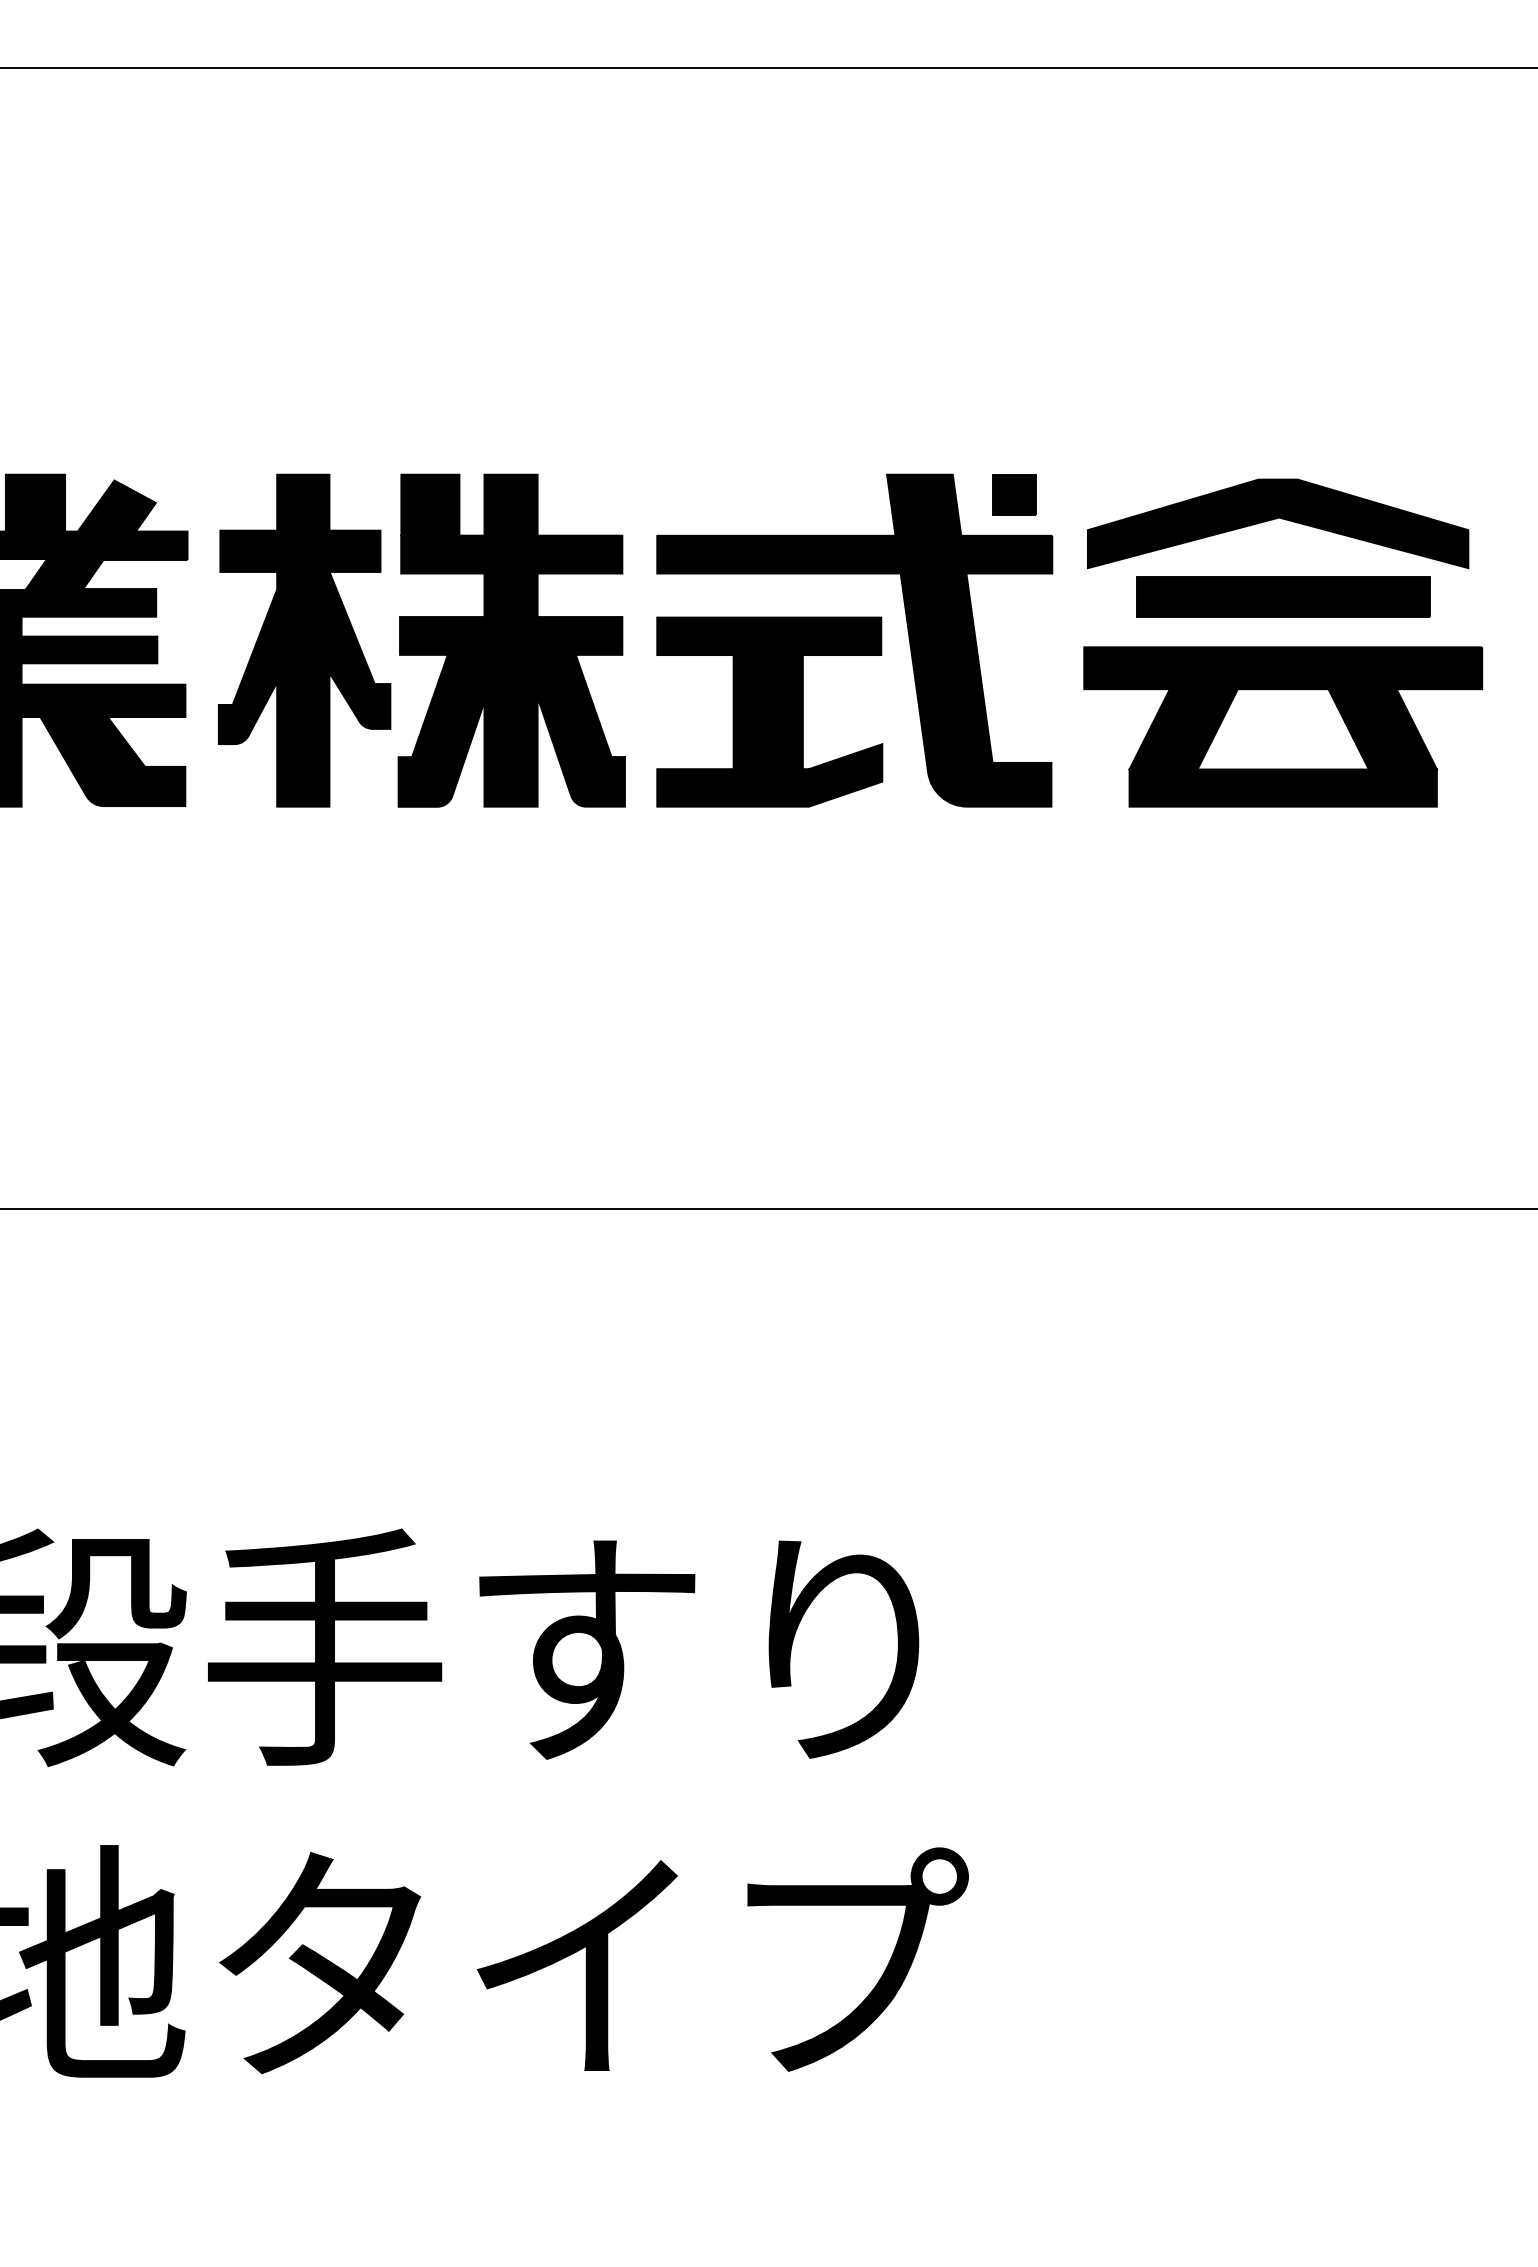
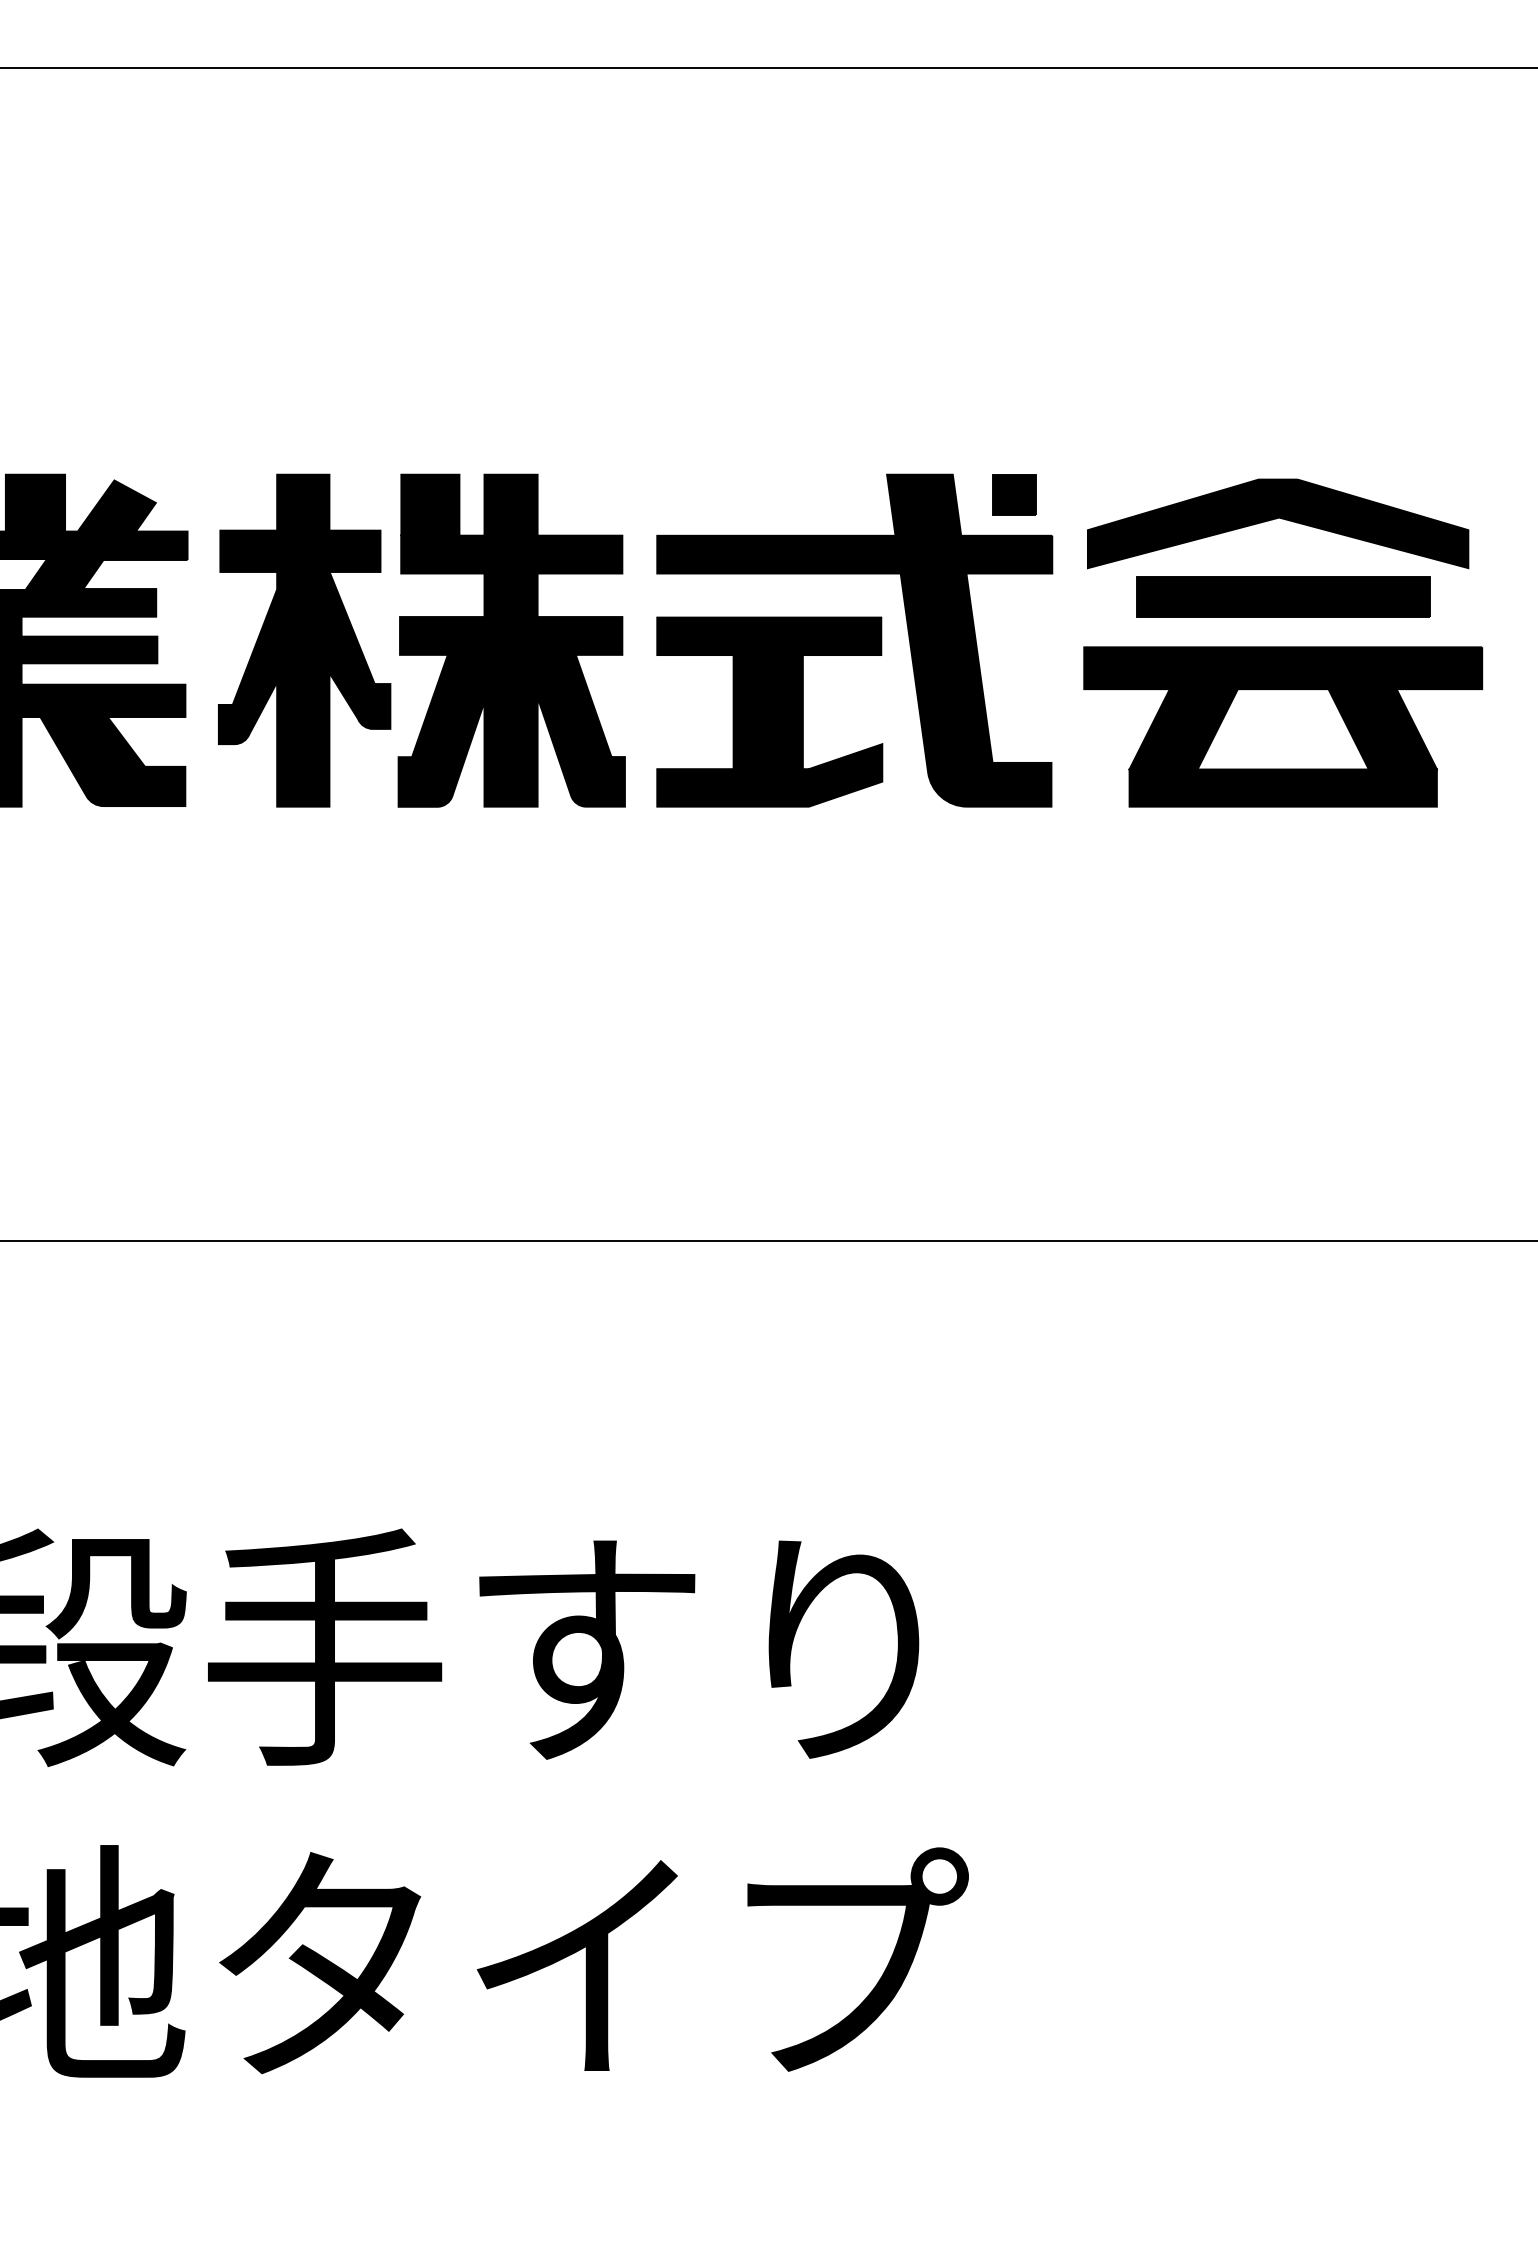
line position: (768, 1208) -> (768, 1240) (768, 1240)
